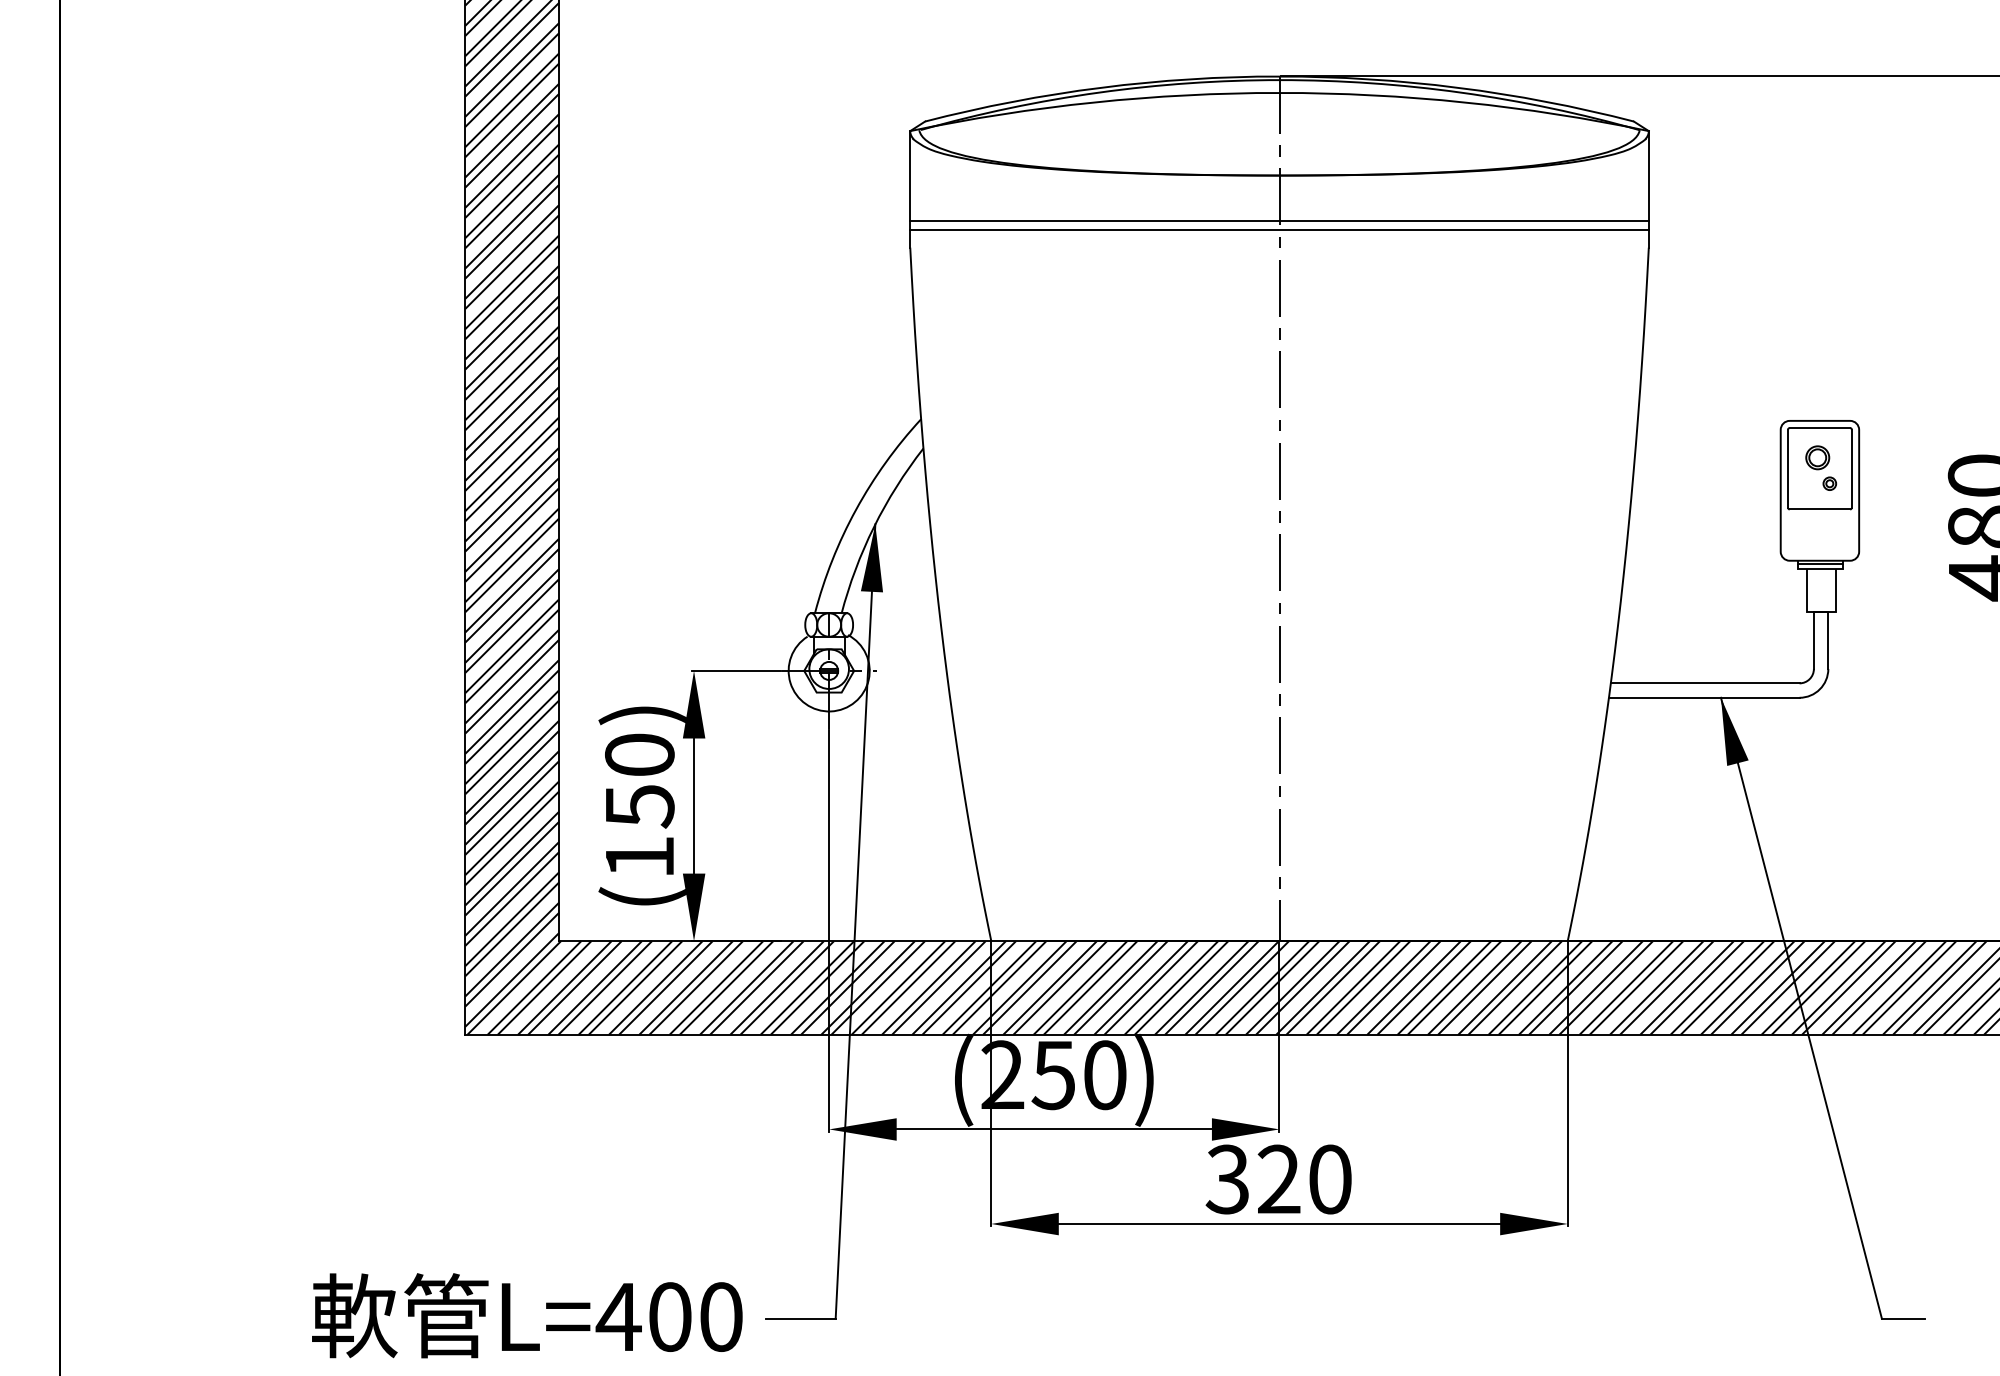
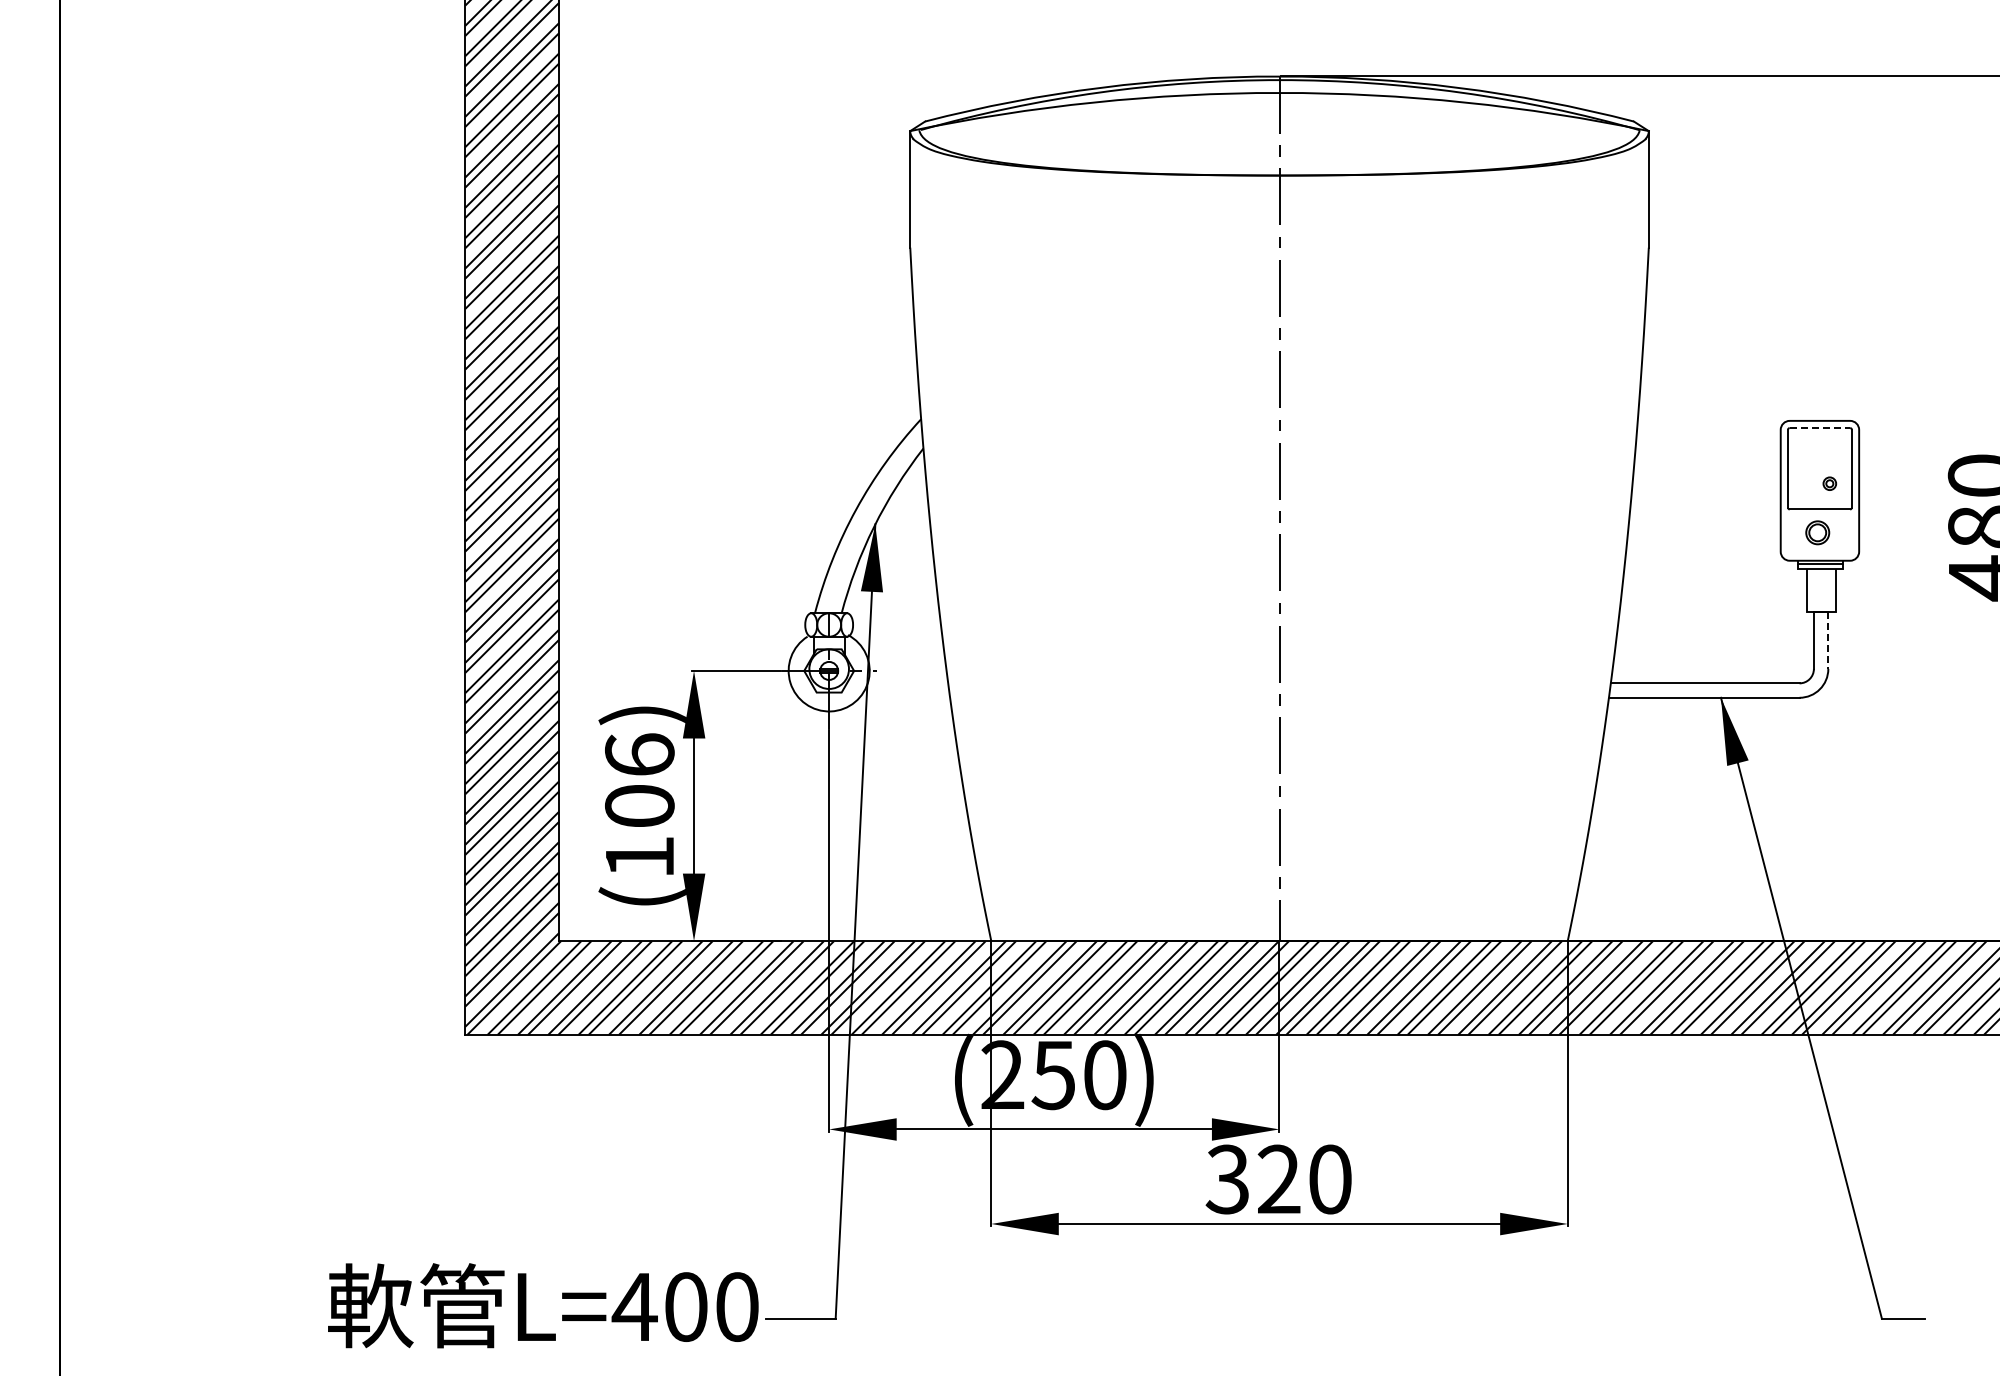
line: present -> none (1279, 220)
line: present -> none (1279, 229)
line: solid -> dashed (1820, 428)
part position: (1817, 457) -> (1817, 532) (1817, 532)
line: solid -> dashed (1828, 640)
text: (150) -> (106) (639, 780)
text position: (527, 1315) -> (543, 1305) (543, 1305)
